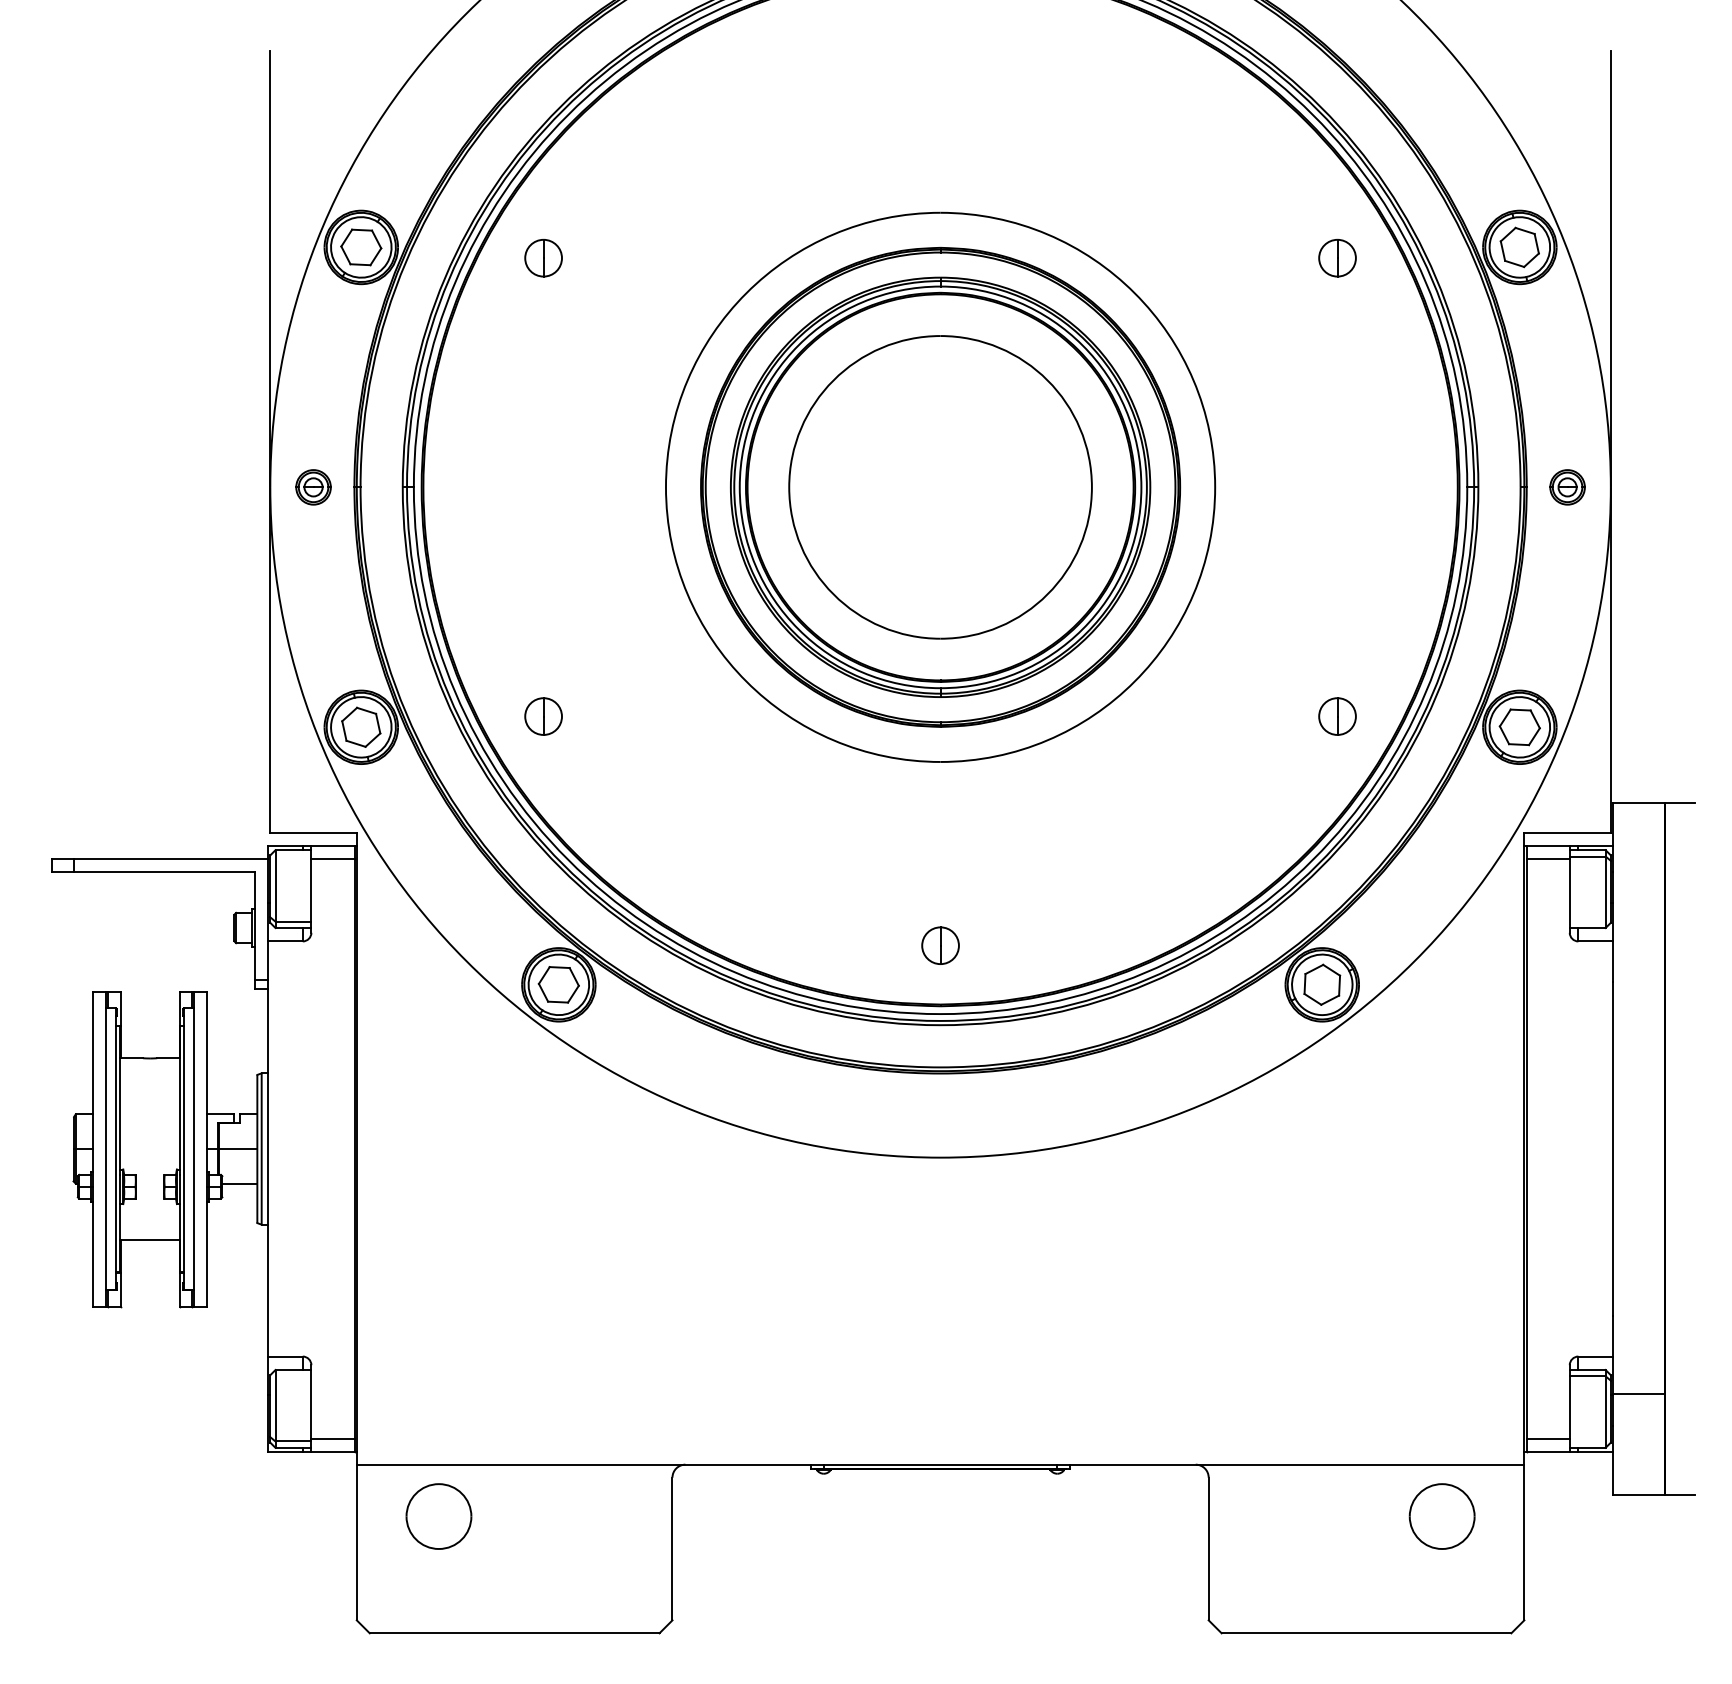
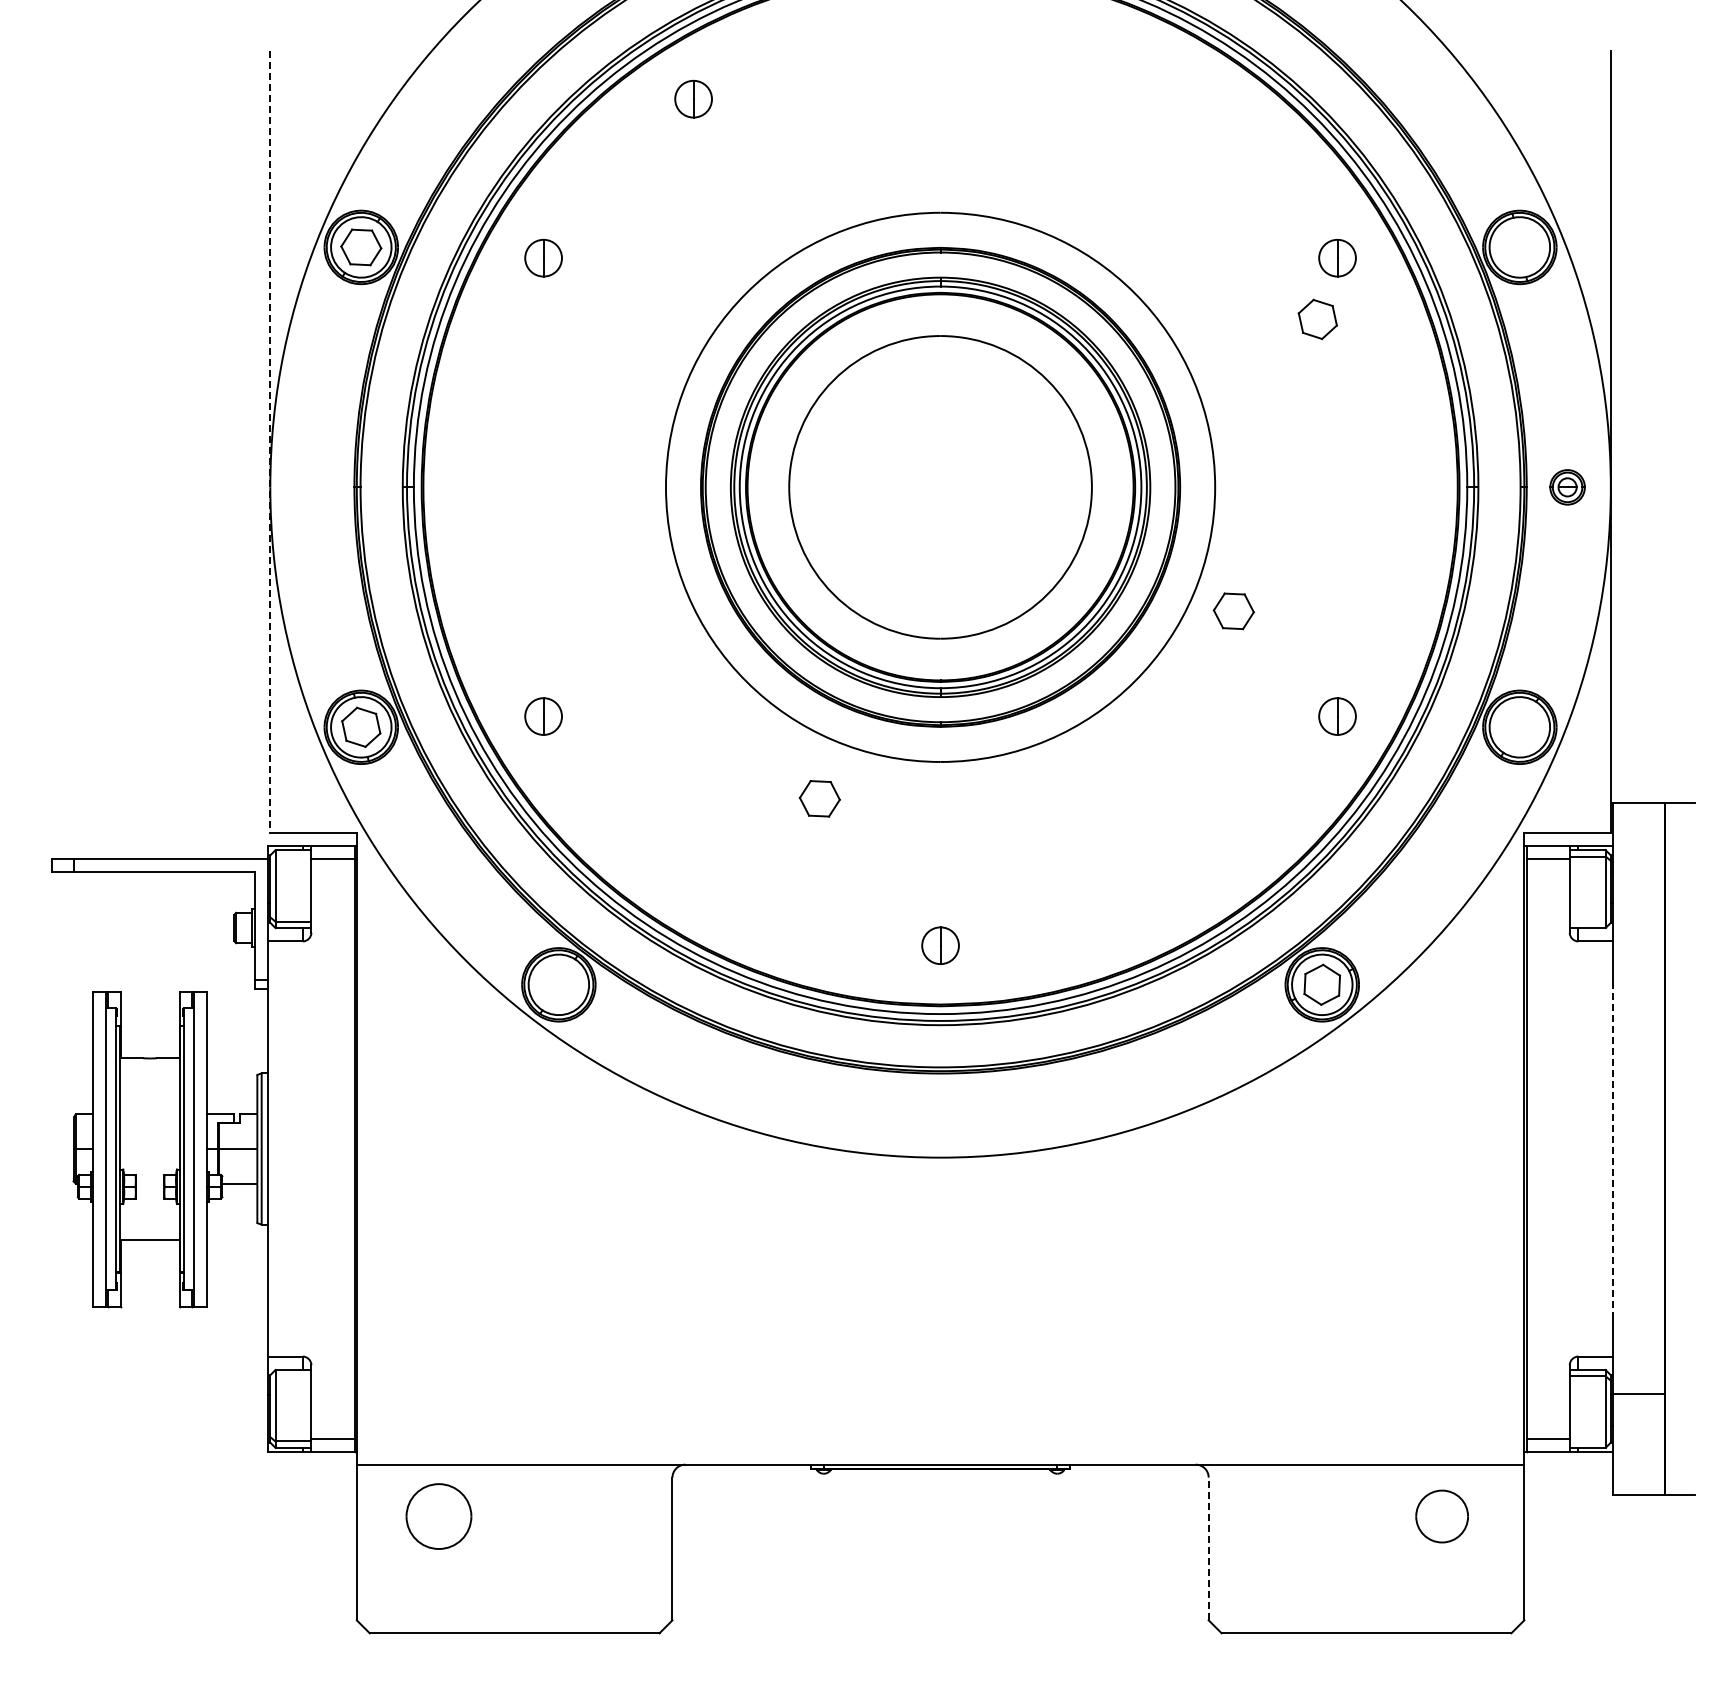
part: none -> present (693, 98)
part position: (1519, 247) -> (1317, 319) (1317, 319)
line: solid -> dashed (270, 442)
part: present -> none (313, 487)
part position: (1519, 727) -> (1233, 611) (1233, 611)
part position: (558, 984) -> (819, 798) (819, 798)
line: solid -> dashed (1613, 1149)
part size: 68x67 px -> 54x55 px (1441, 1516)
line: solid -> dashed (1208, 1548)
